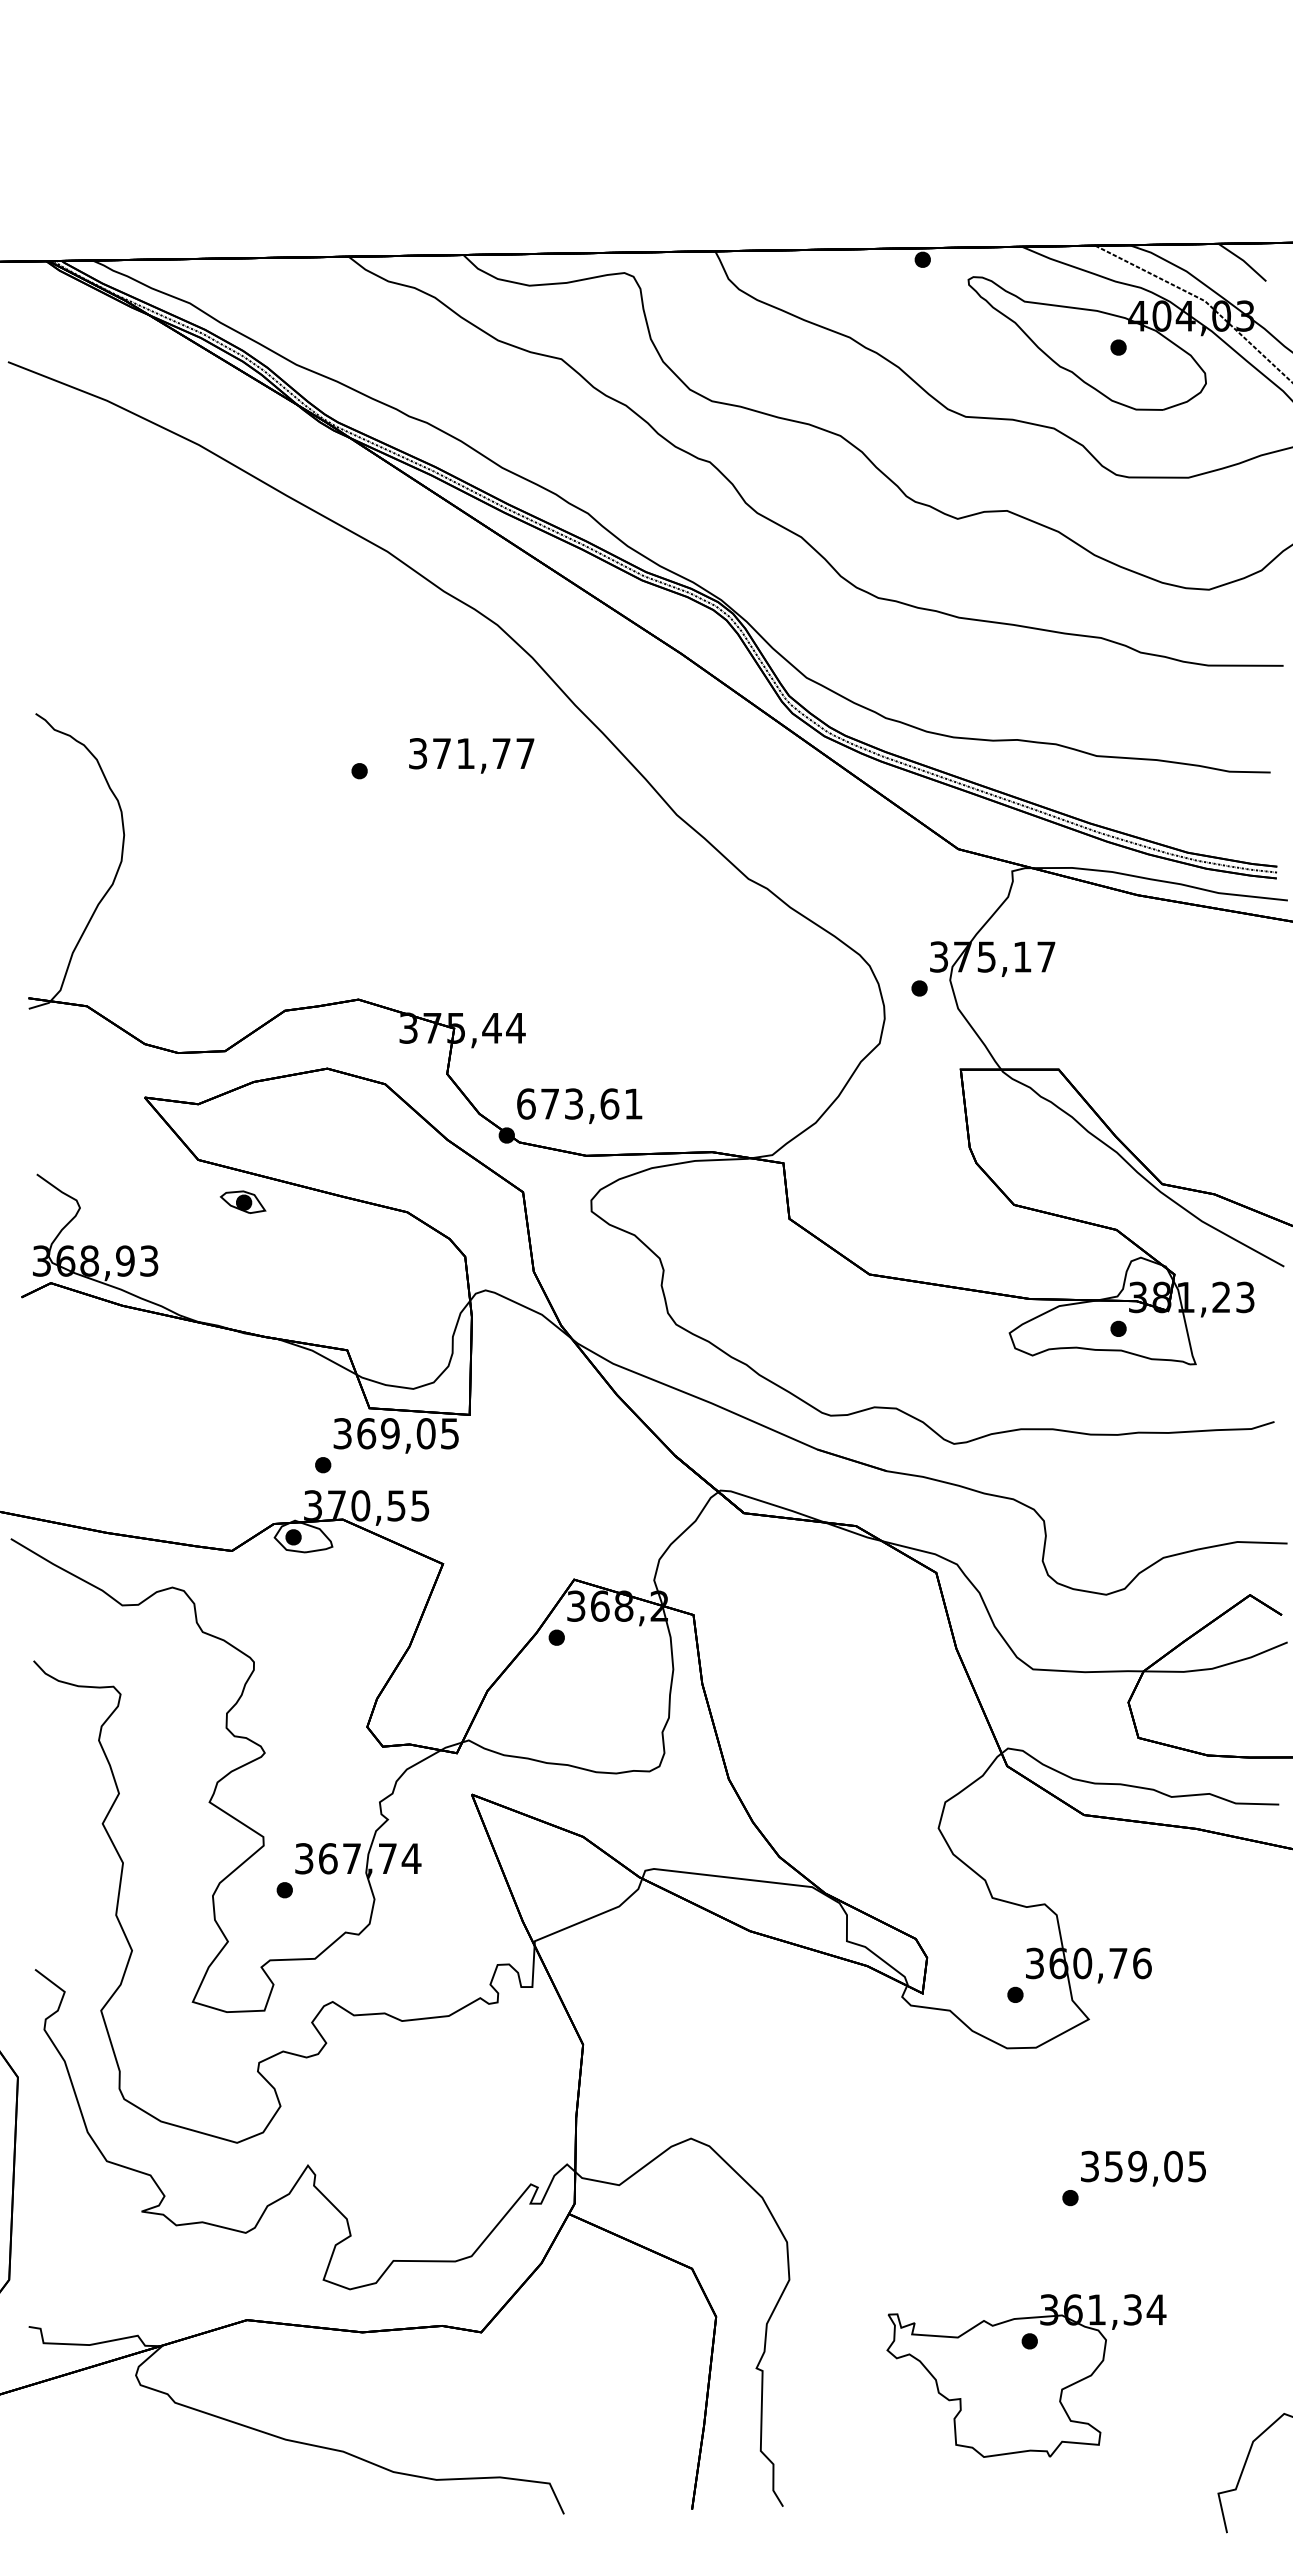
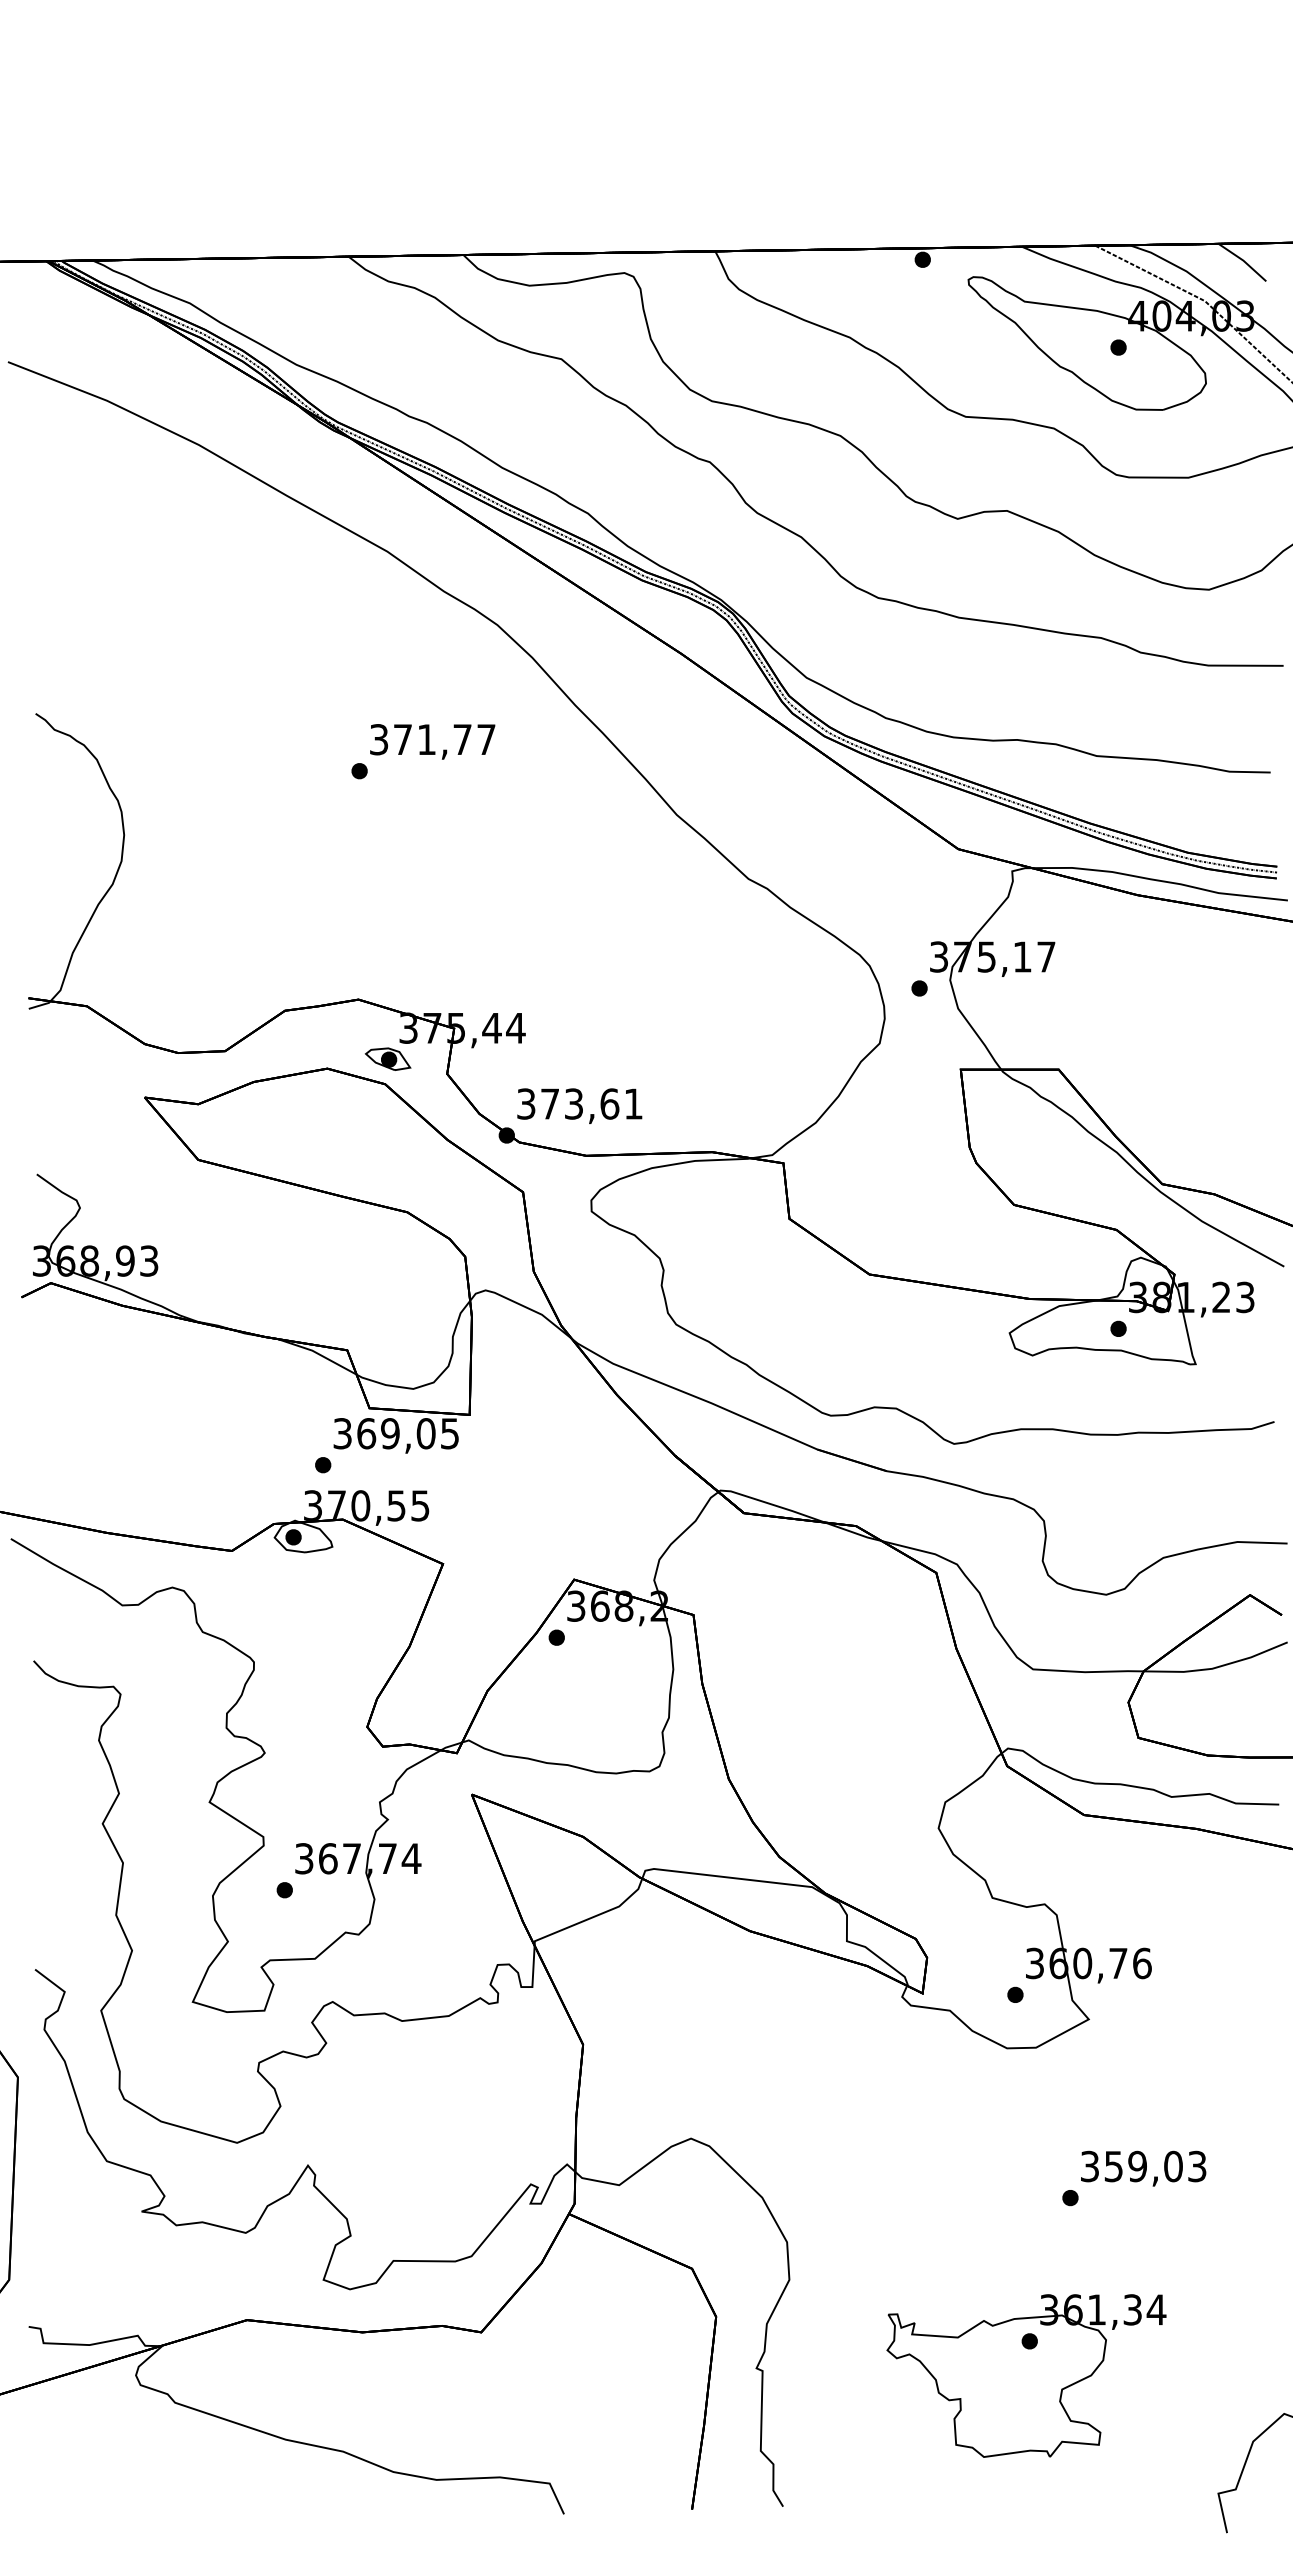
text position: (471, 755) -> (432, 741) (432, 741)
text: 673,61 -> 373,61 (526, 1103)
part position: (242, 1201) -> (387, 1058) (387, 1058)
text: 359,05 -> 359,03 (1197, 2165)
